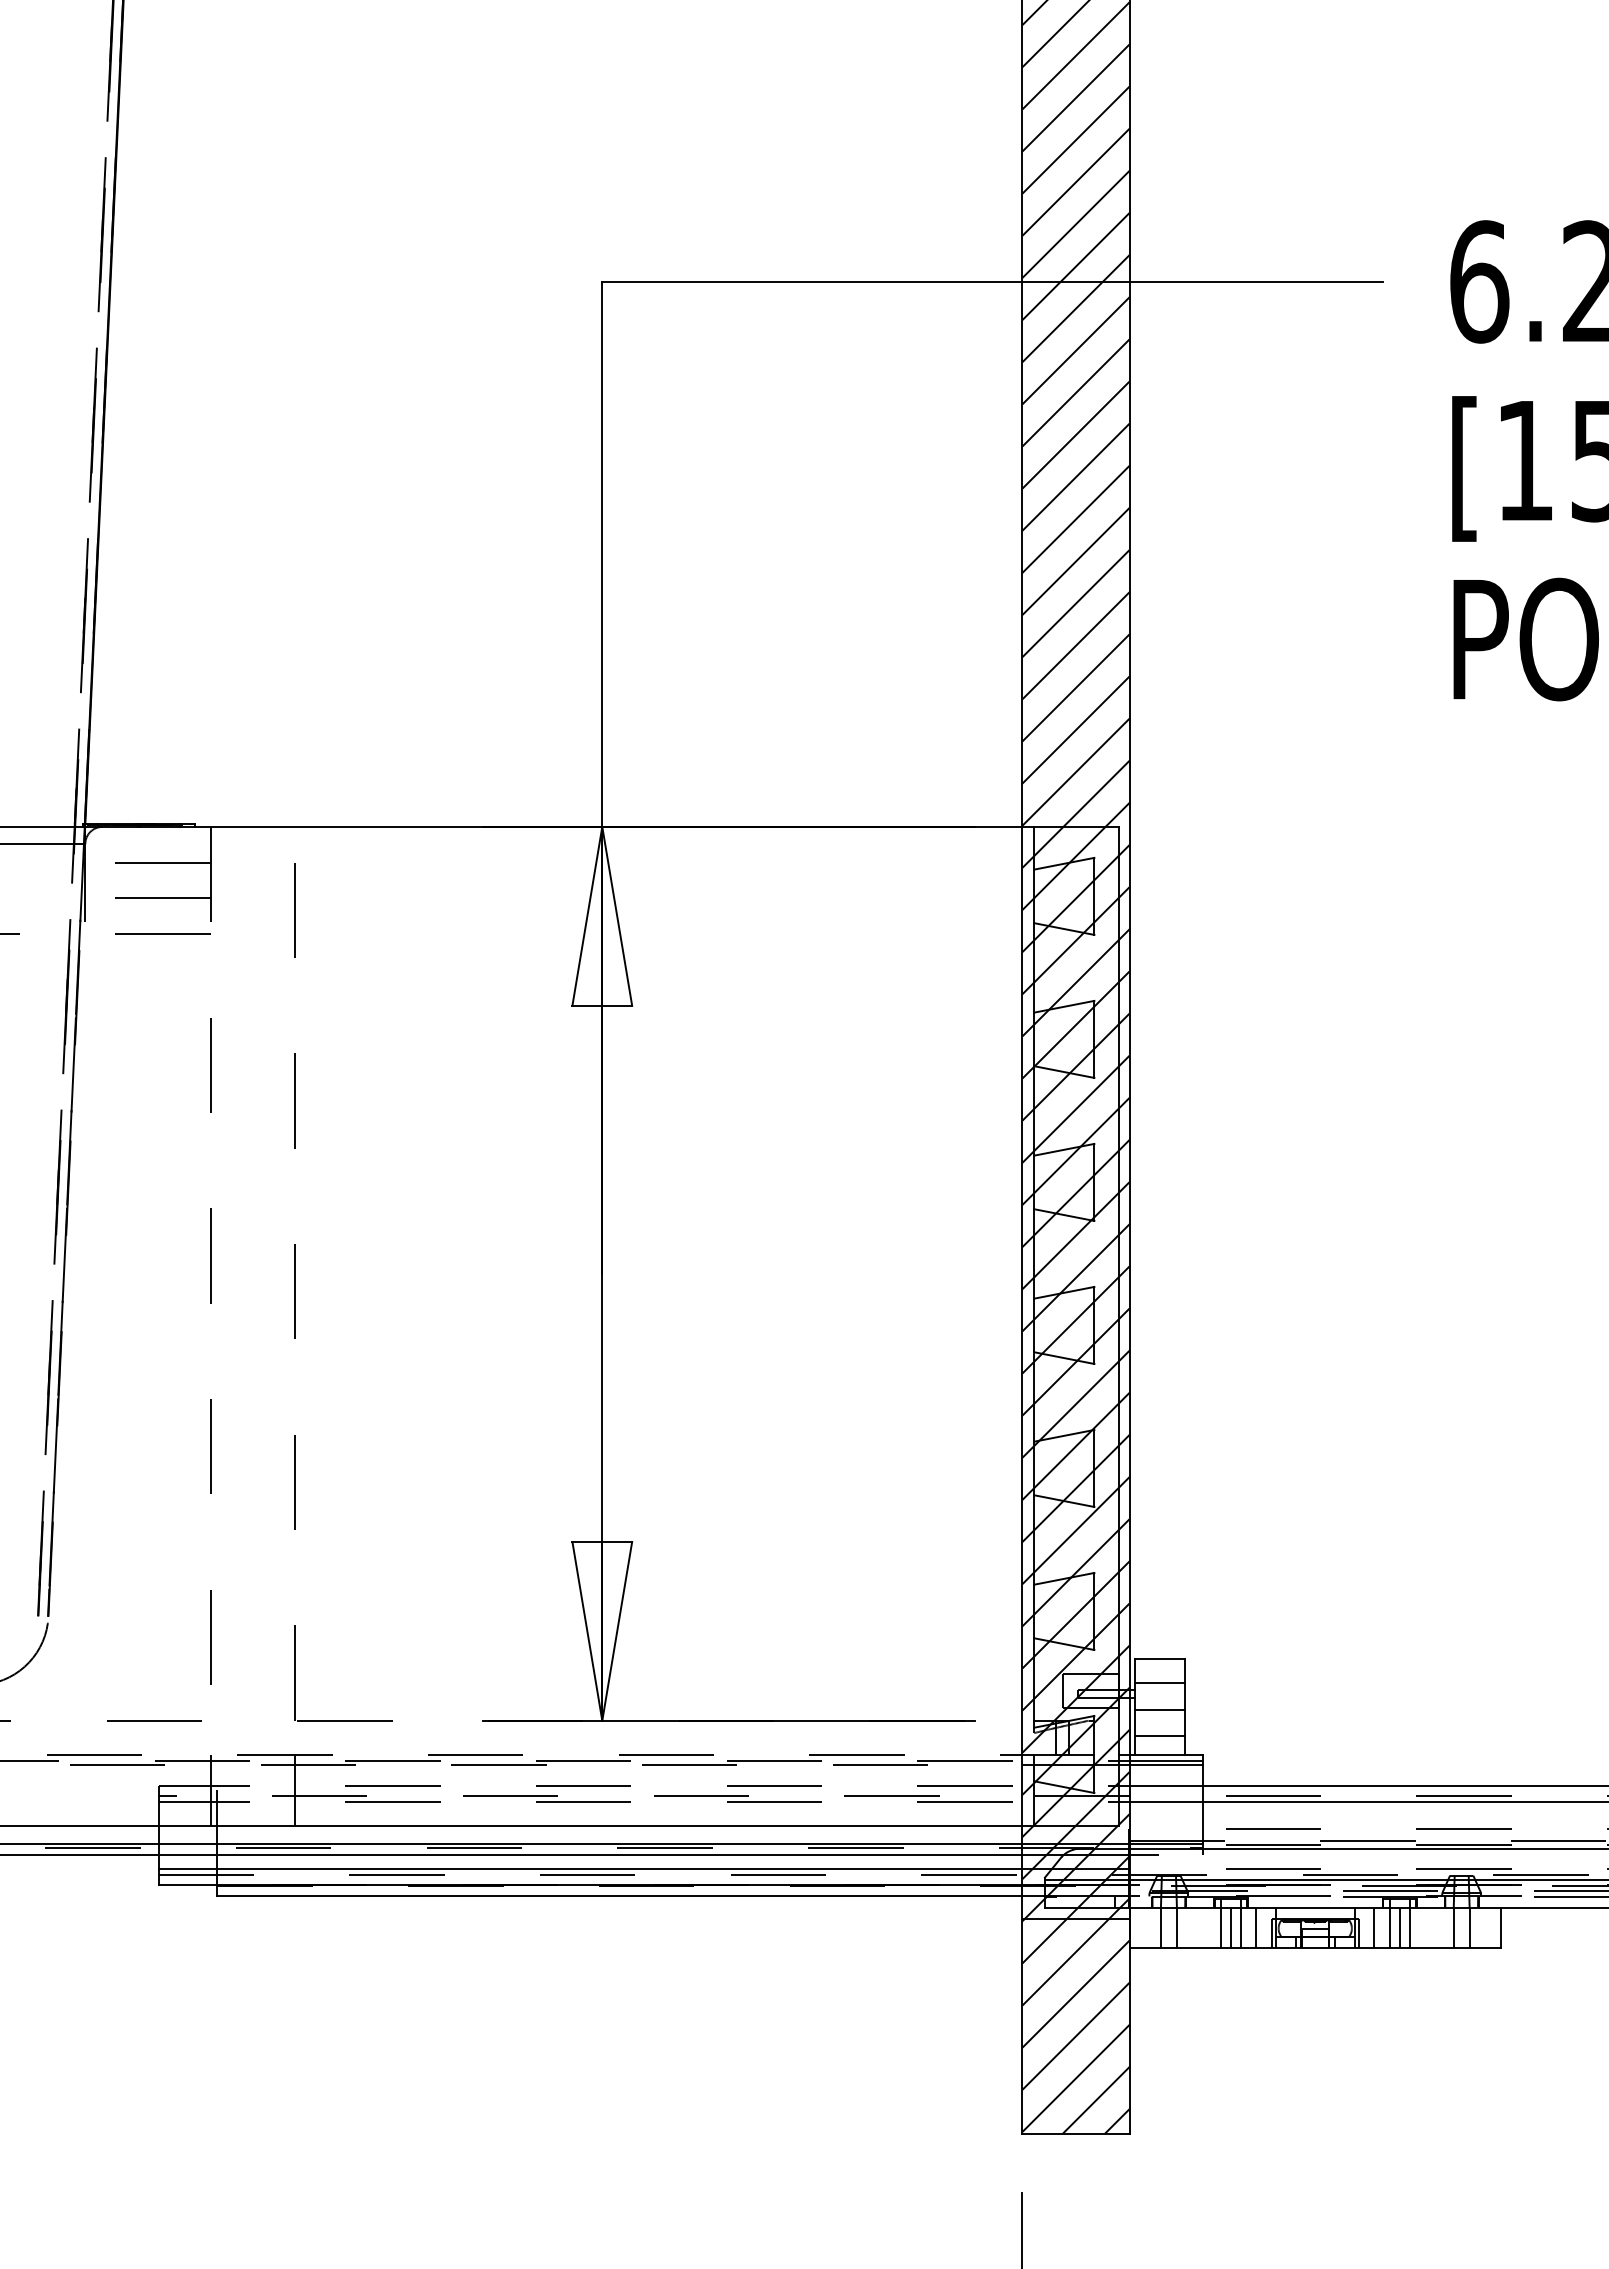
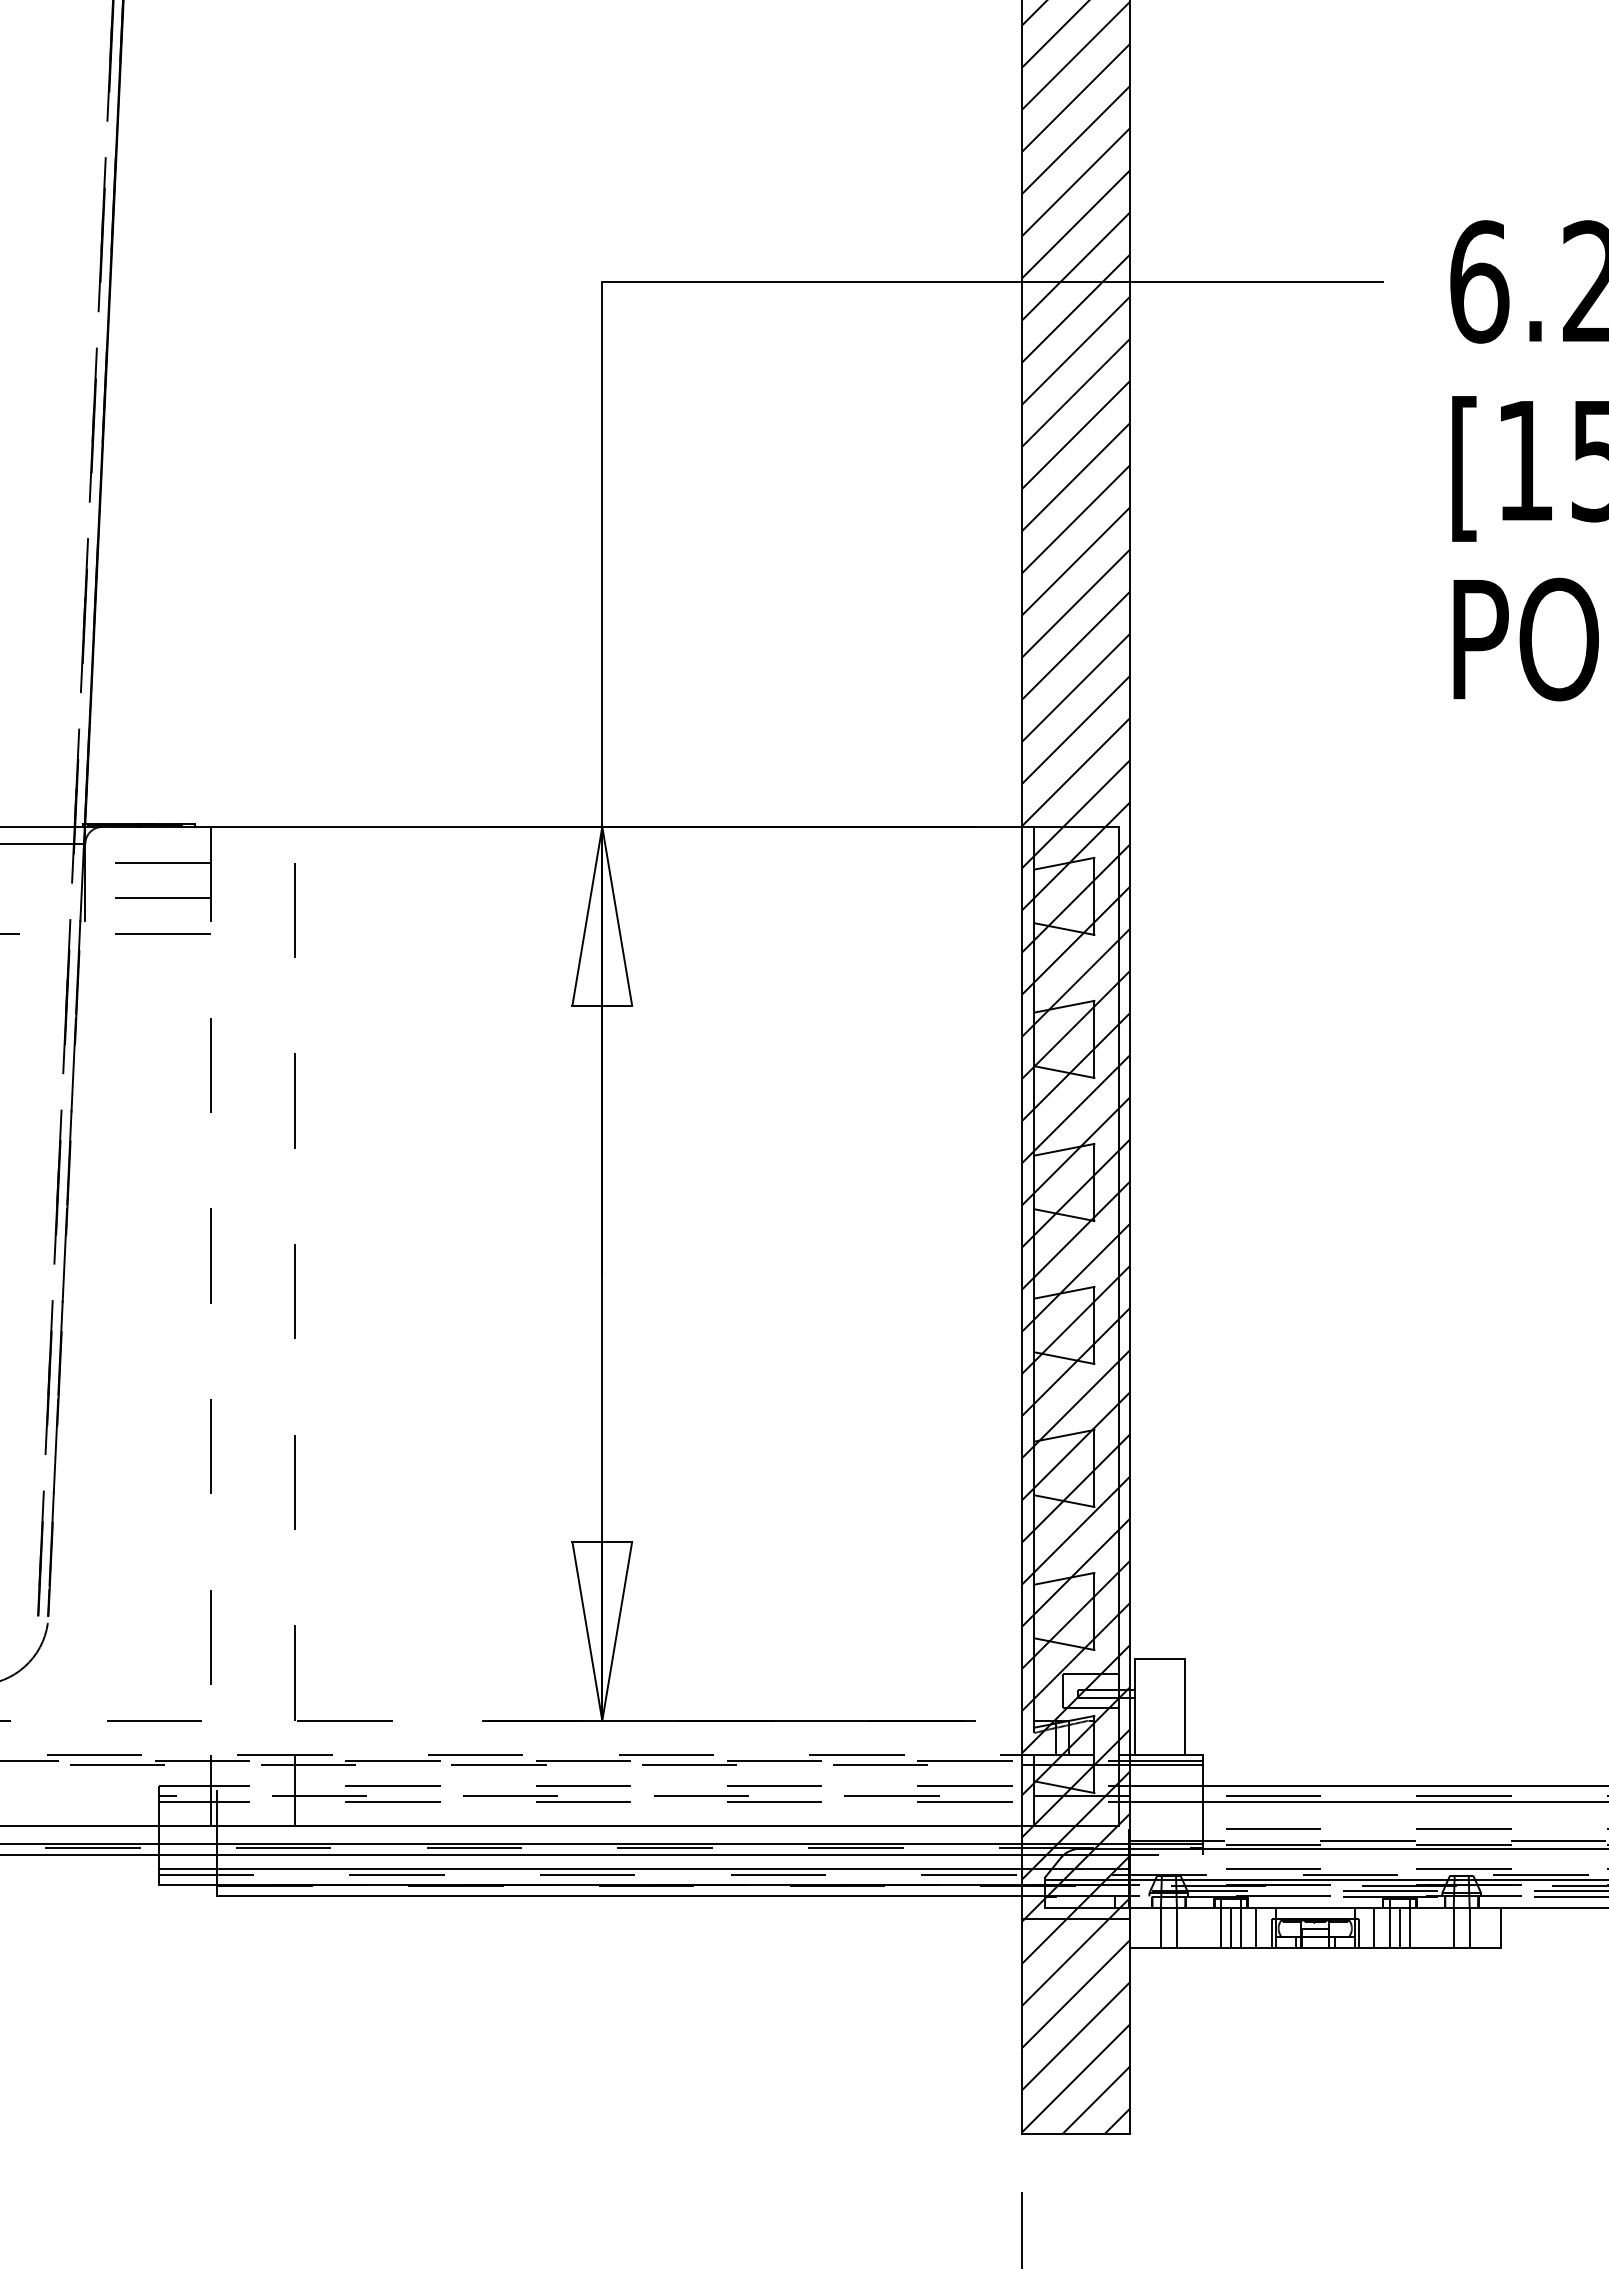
line: present -> none (1159, 1683)
line: present -> none (1159, 1709)
line: present -> none (1159, 1736)
